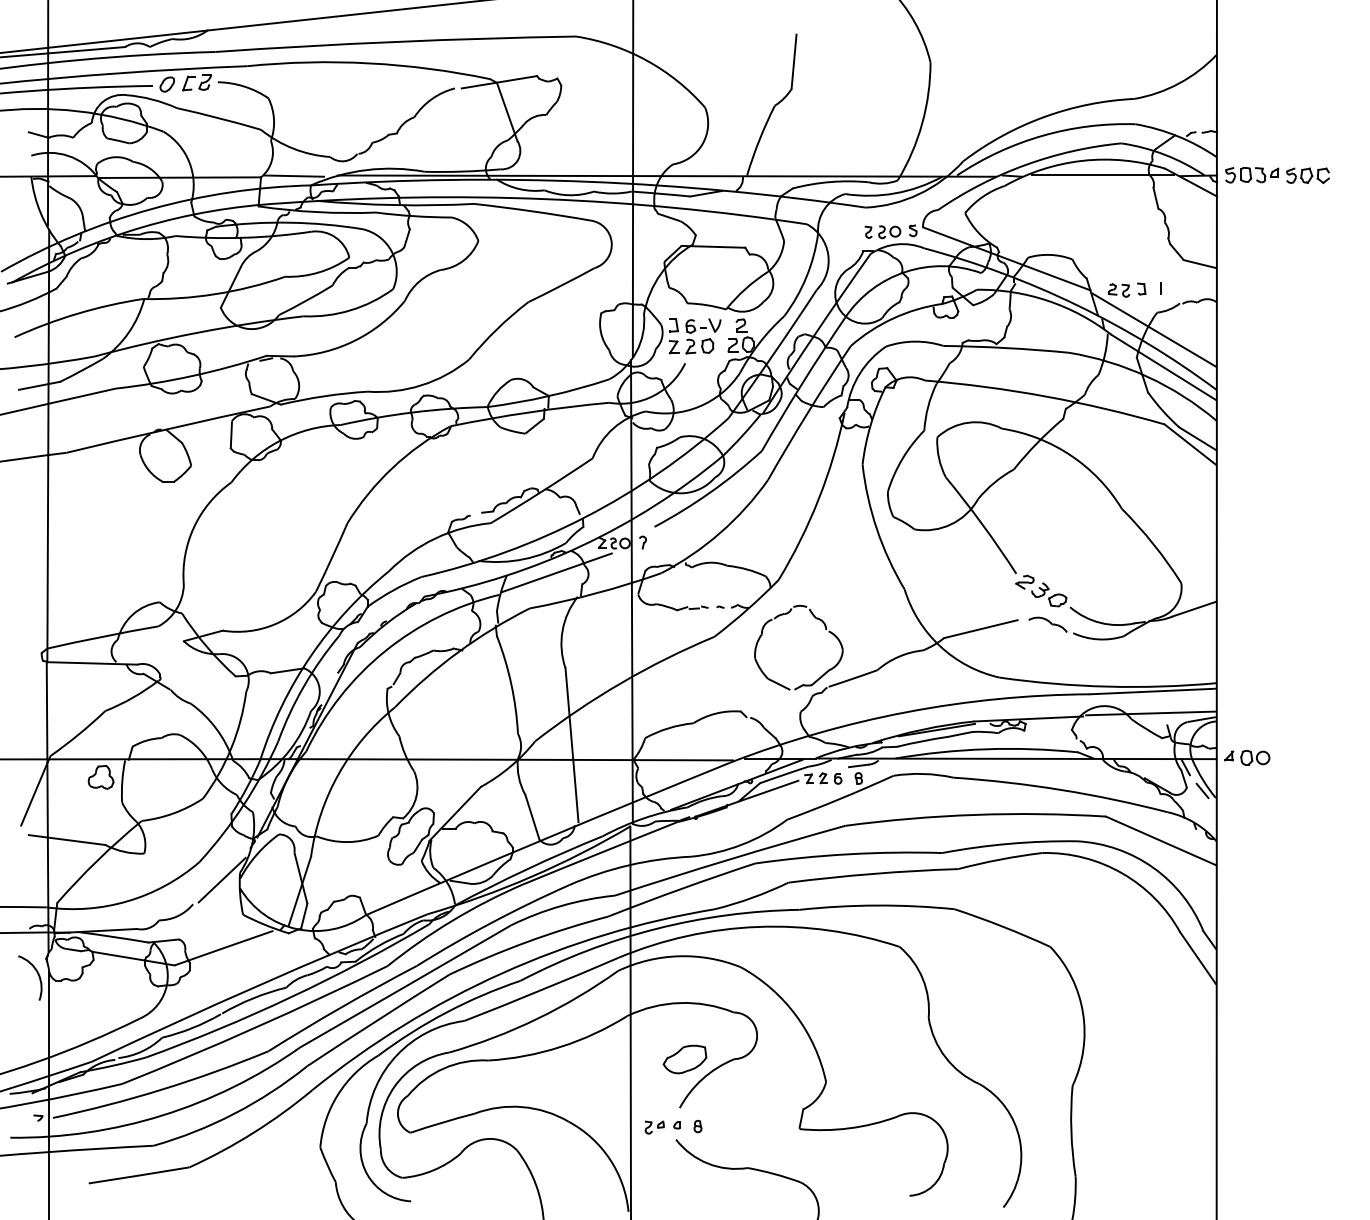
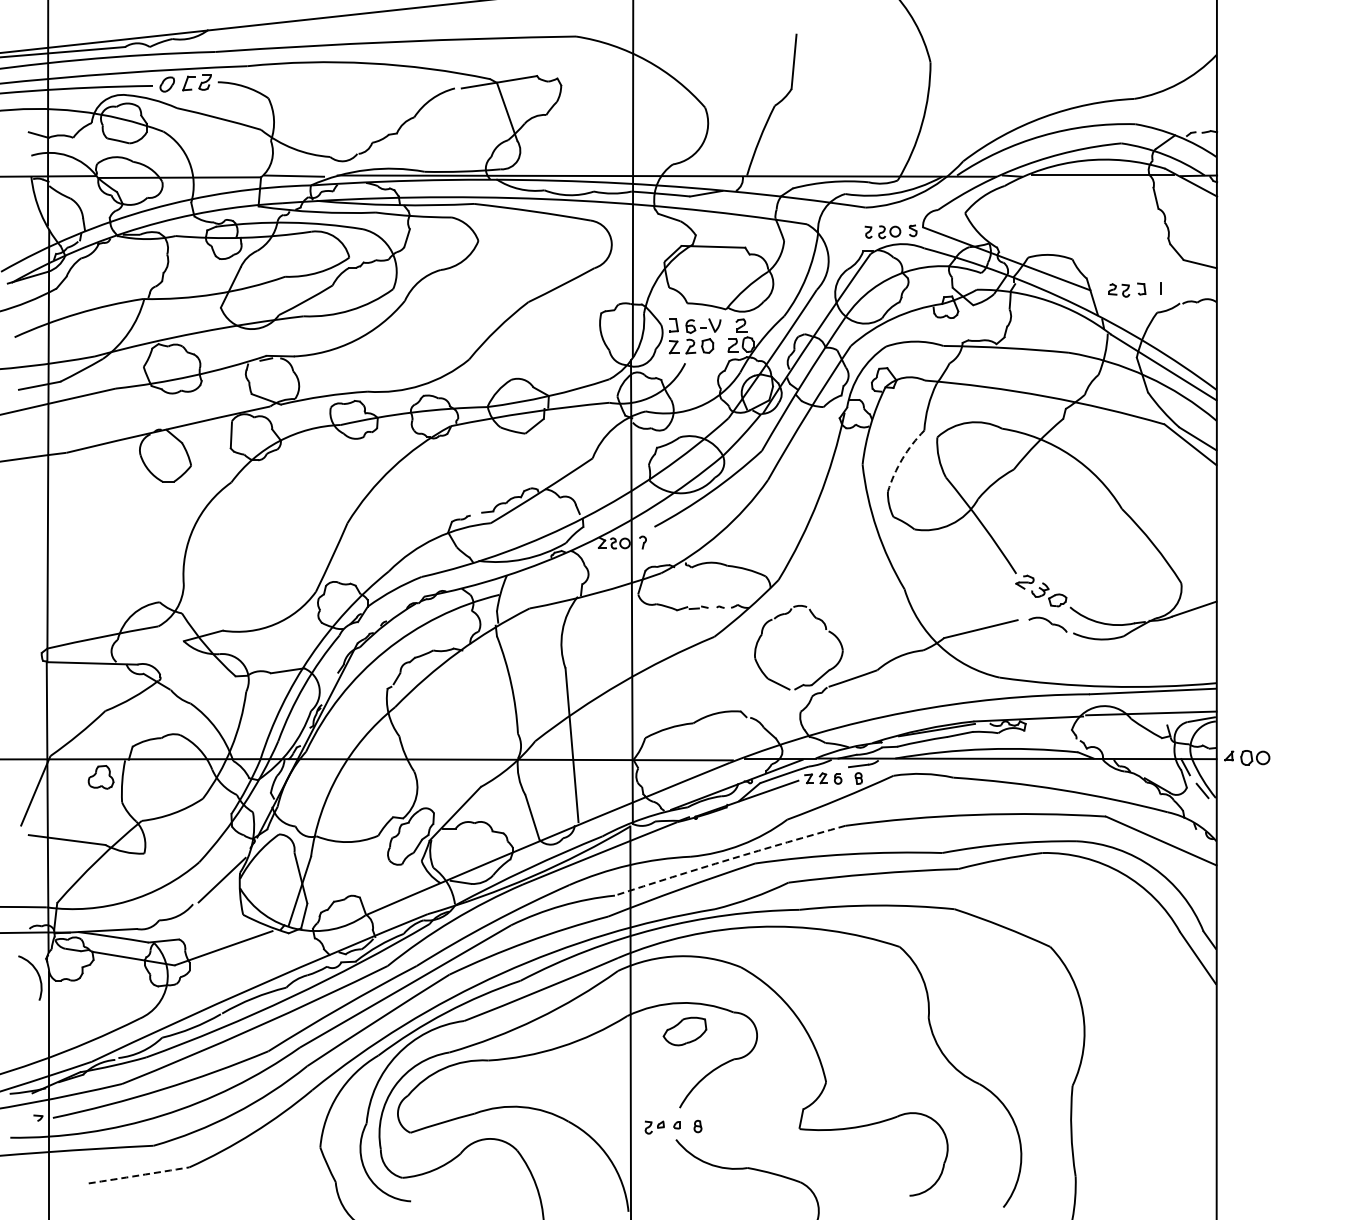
part: present -> none (1277, 175)
line: present -> none (1154, 329)
arc: solid -> dashed (902, 458)
line: present -> none (556, 572)
arc: solid -> dashed (729, 859)
part position: (684, 1059) -> (684, 1031) (684, 1031)
arc: solid -> dashed (139, 1175)
